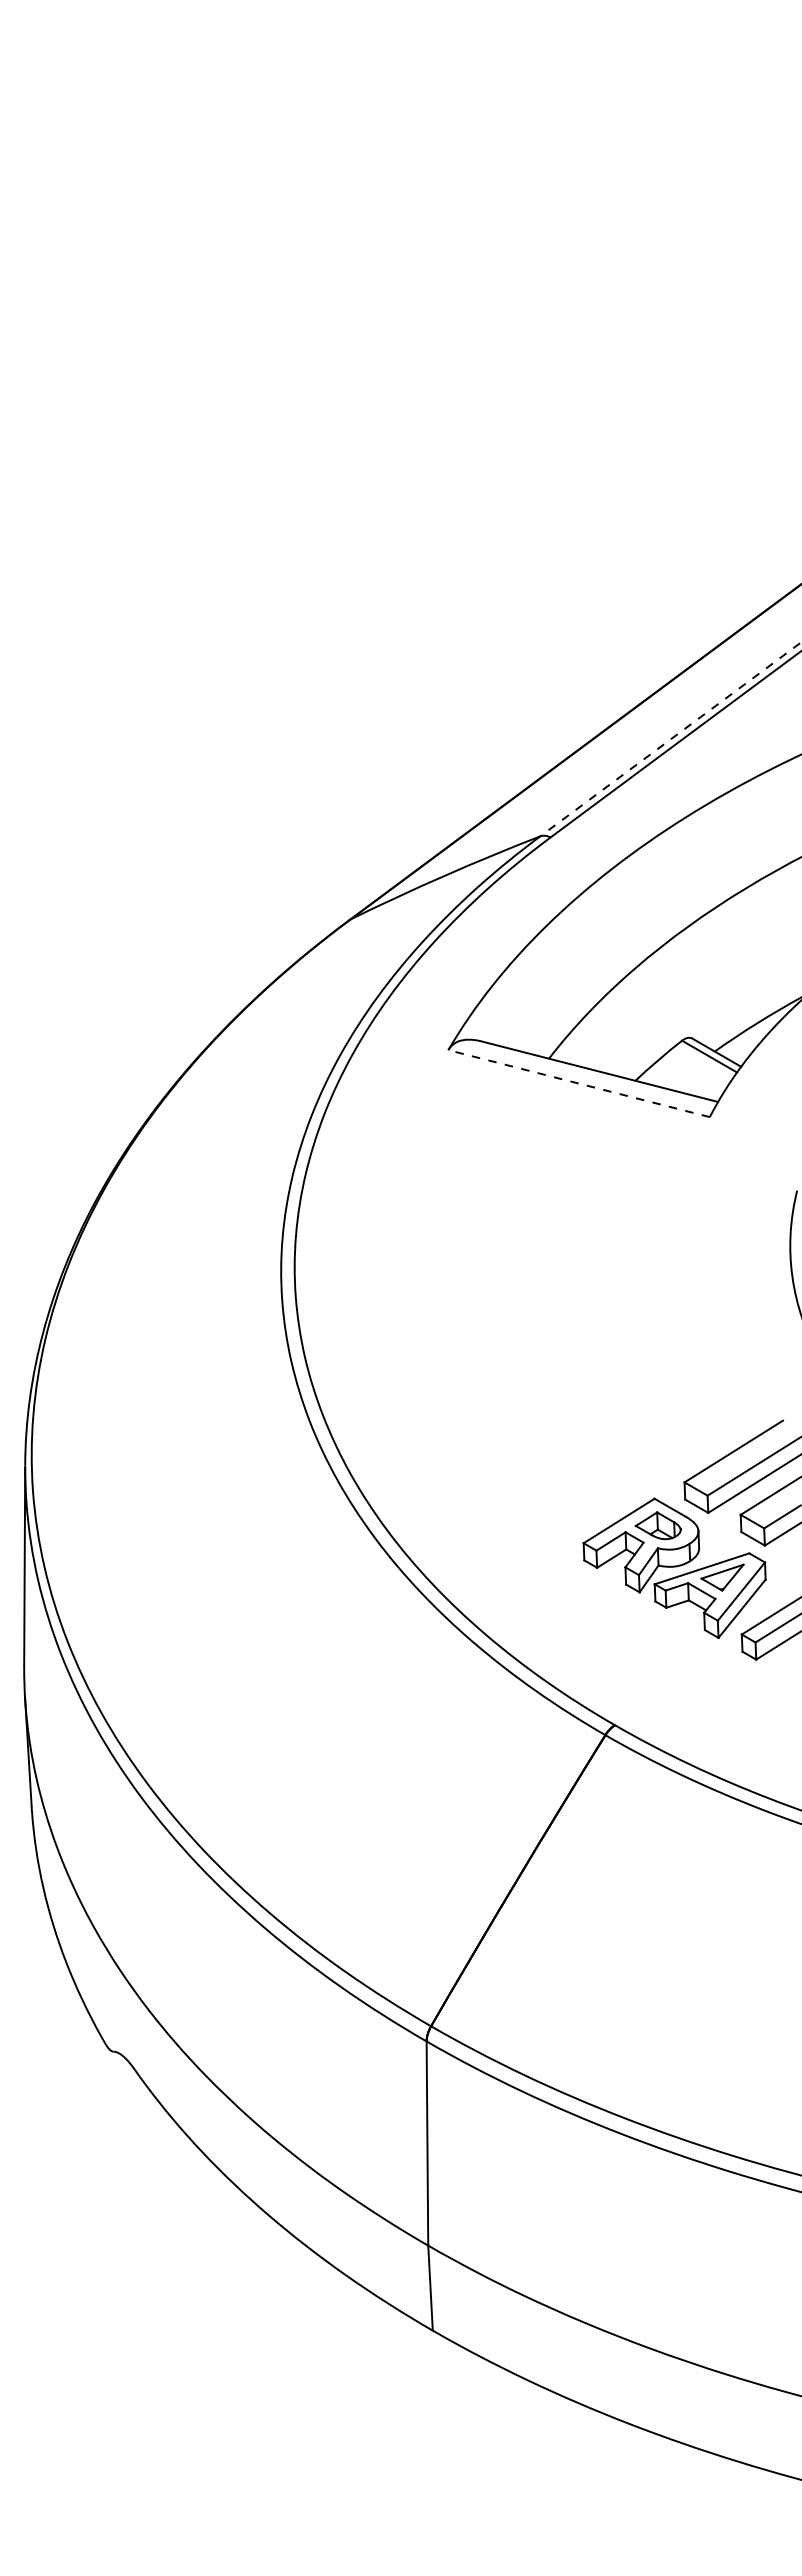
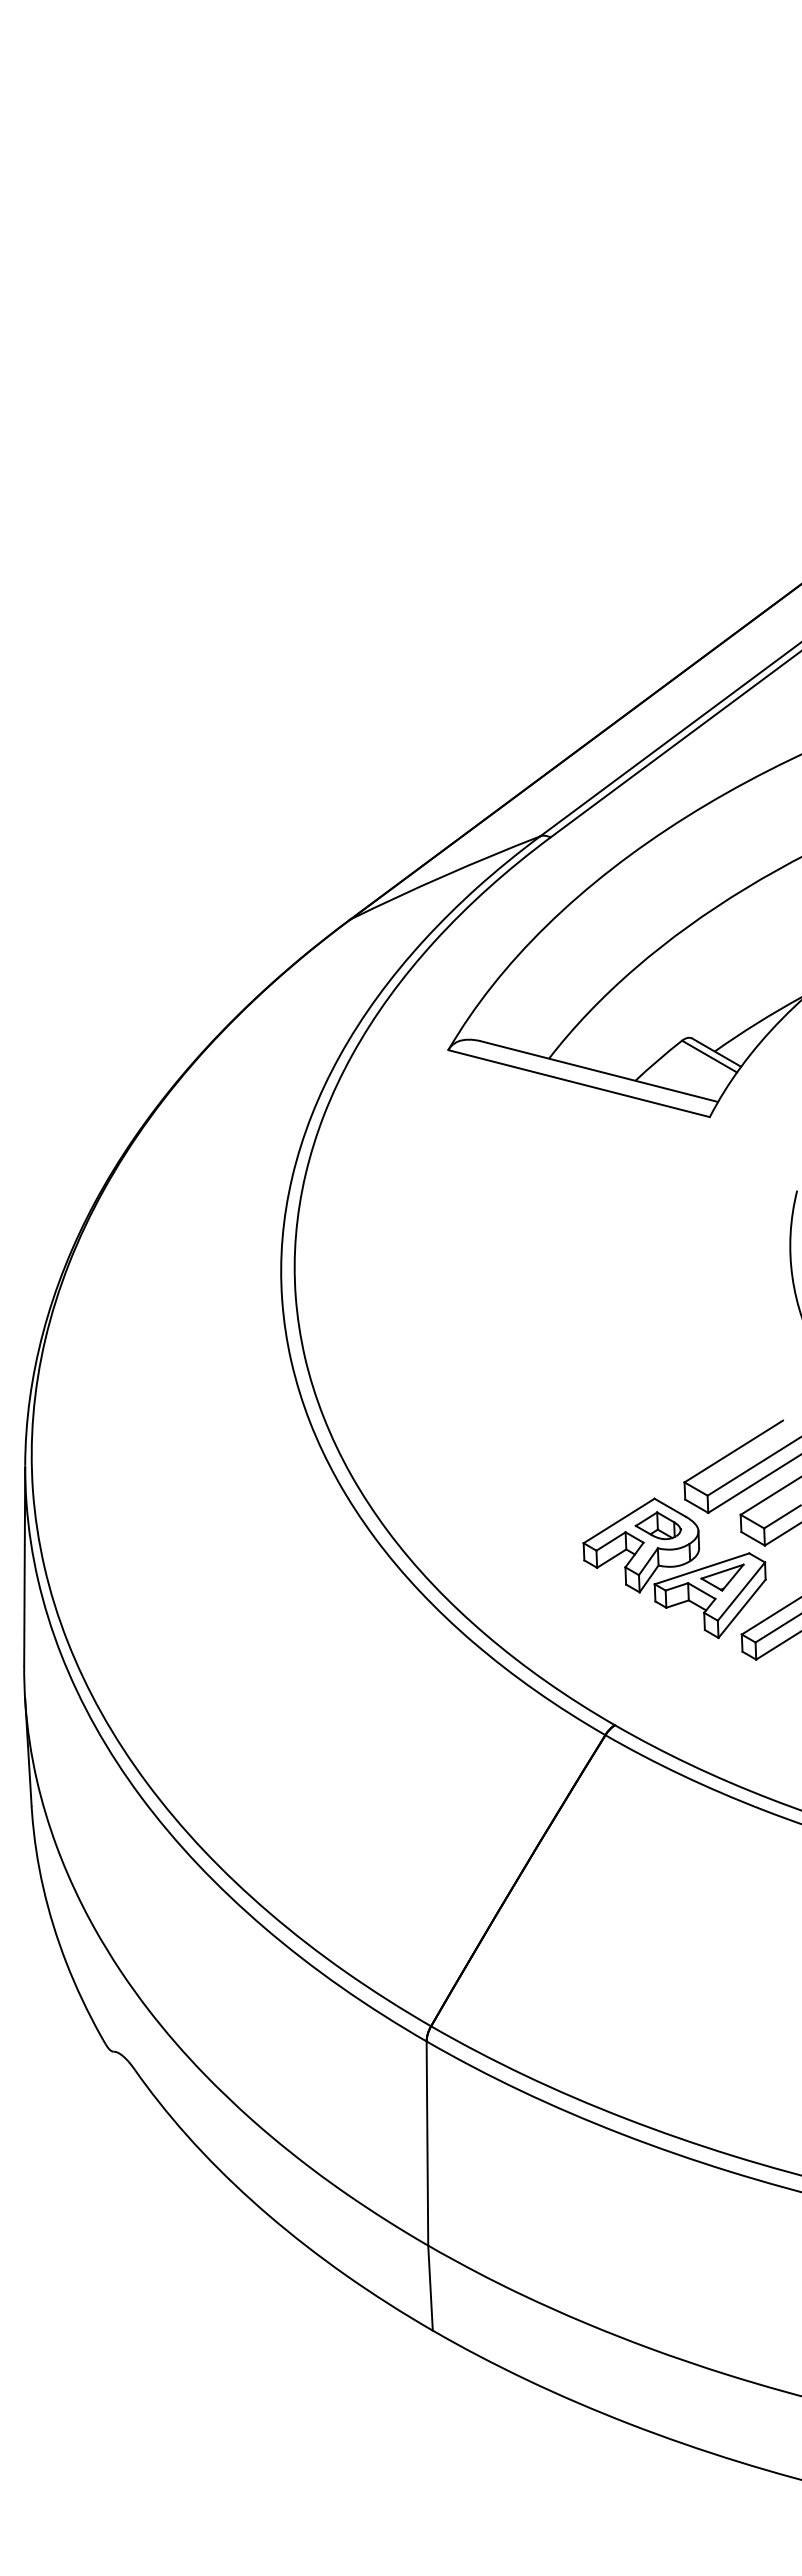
line: dashed -> solid (671, 739)
line: dashed -> solid (578, 1083)
